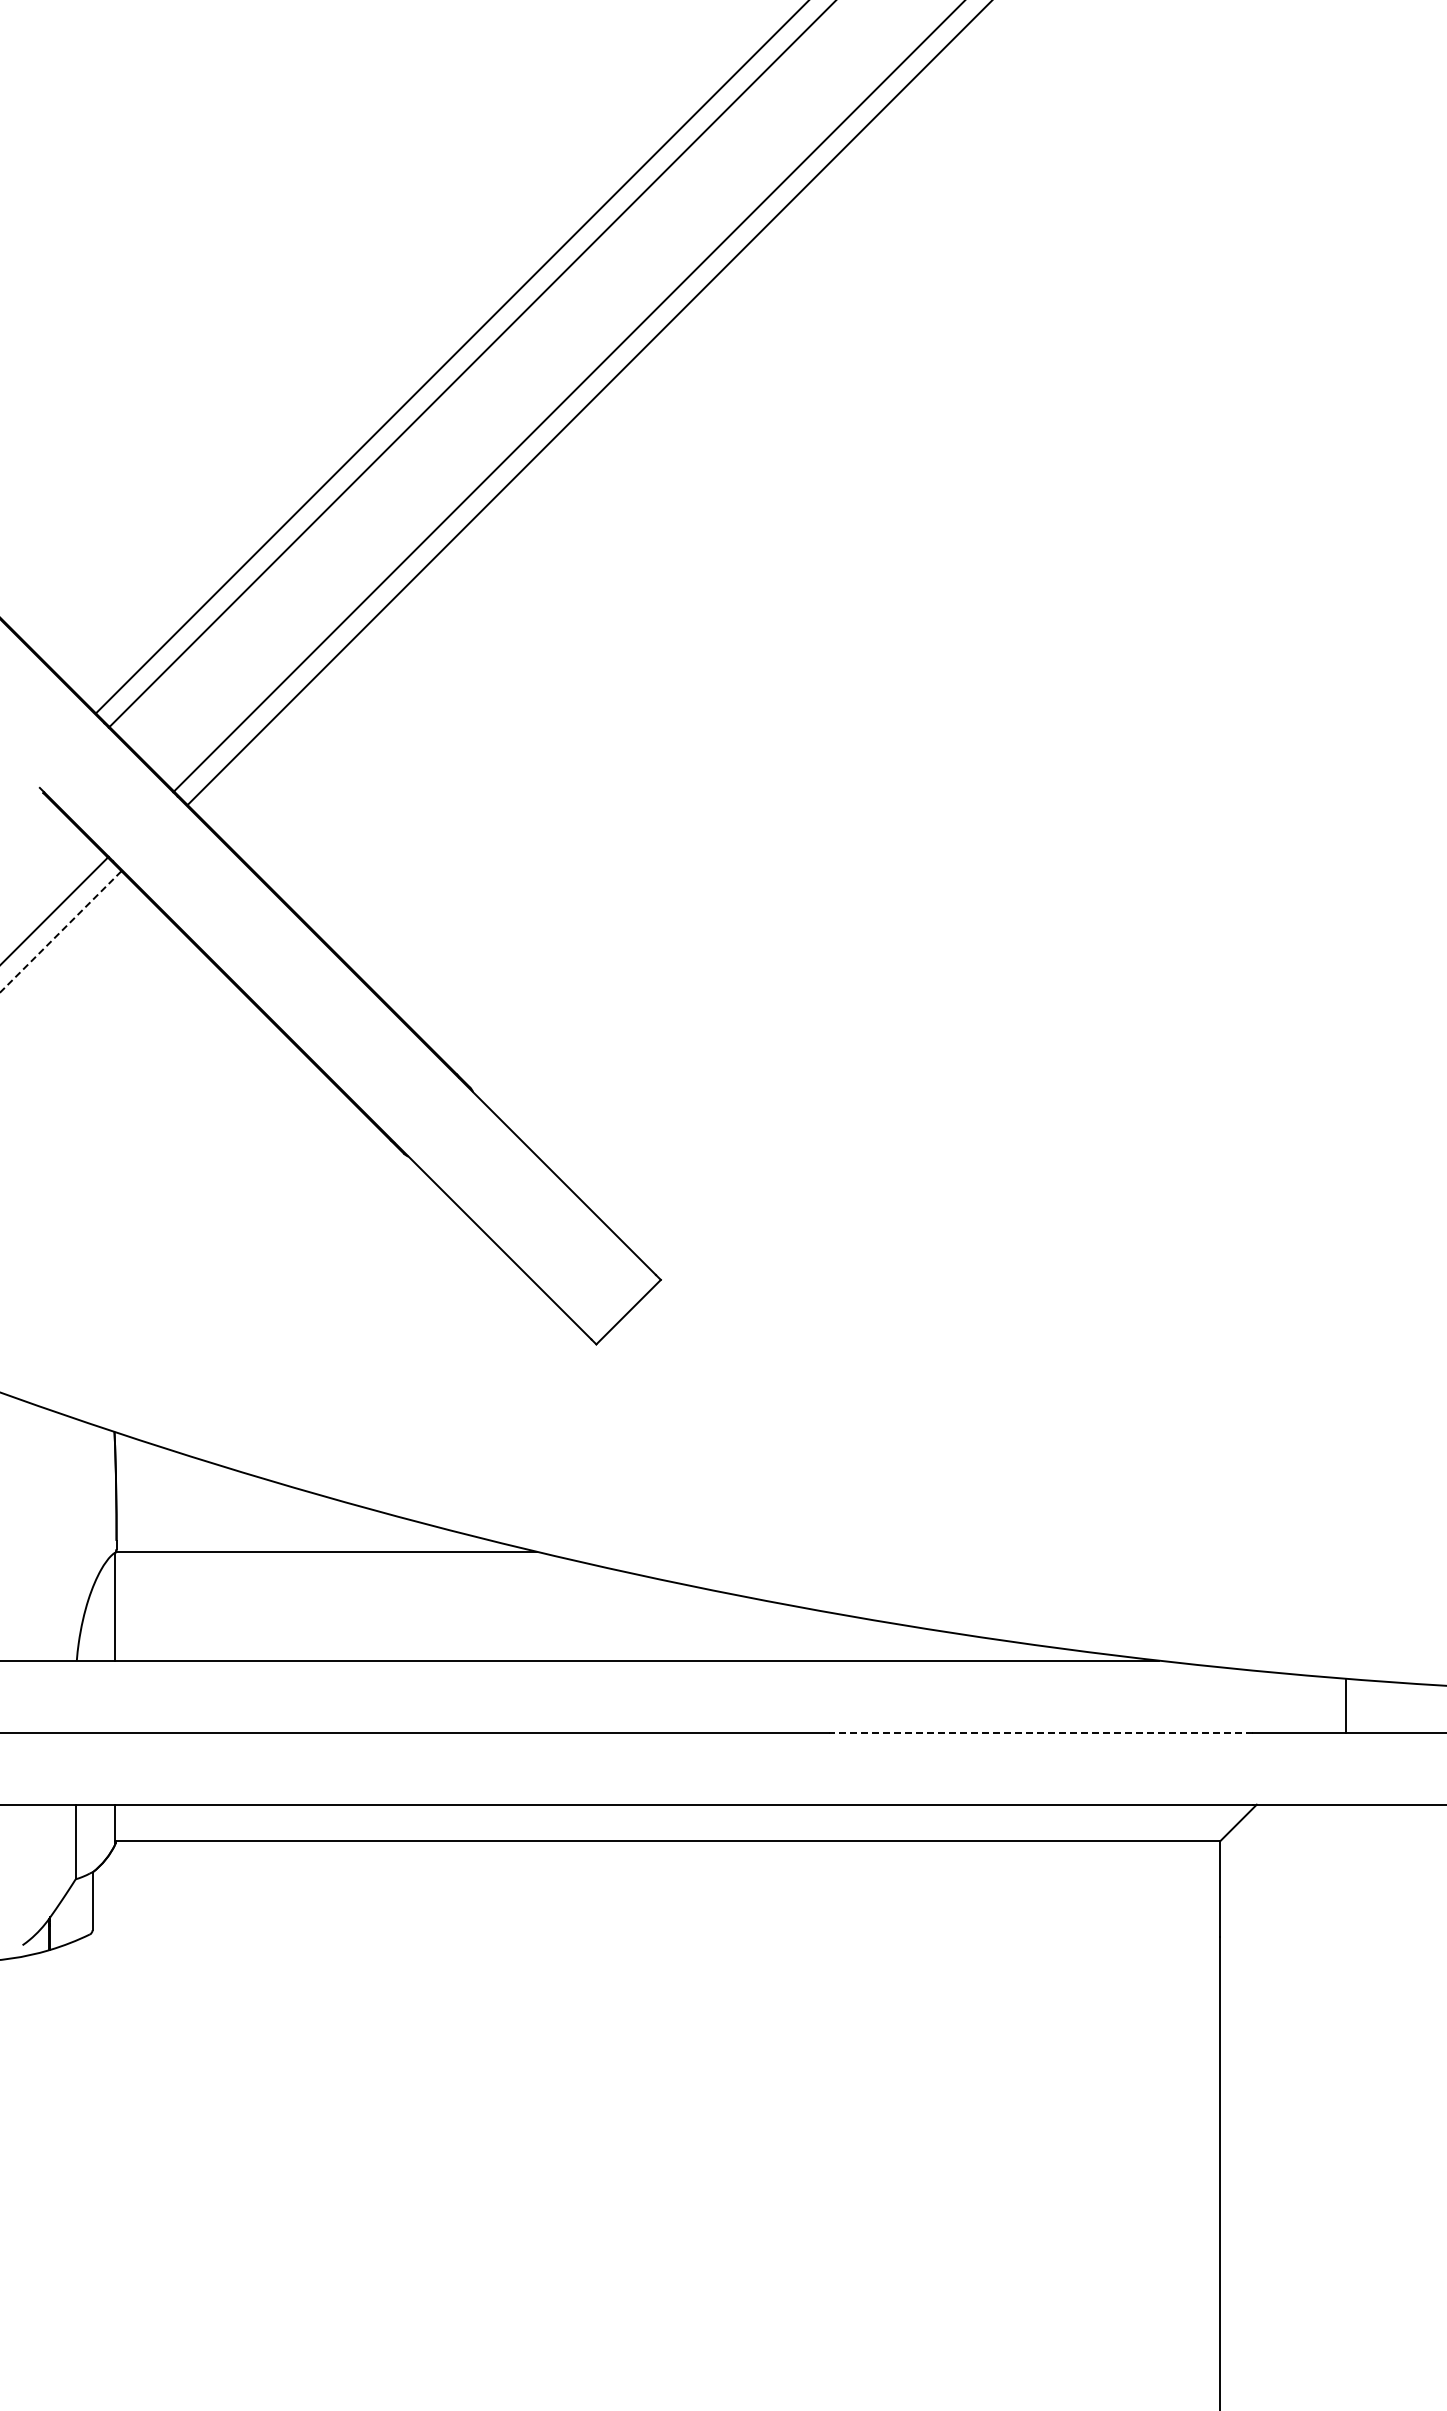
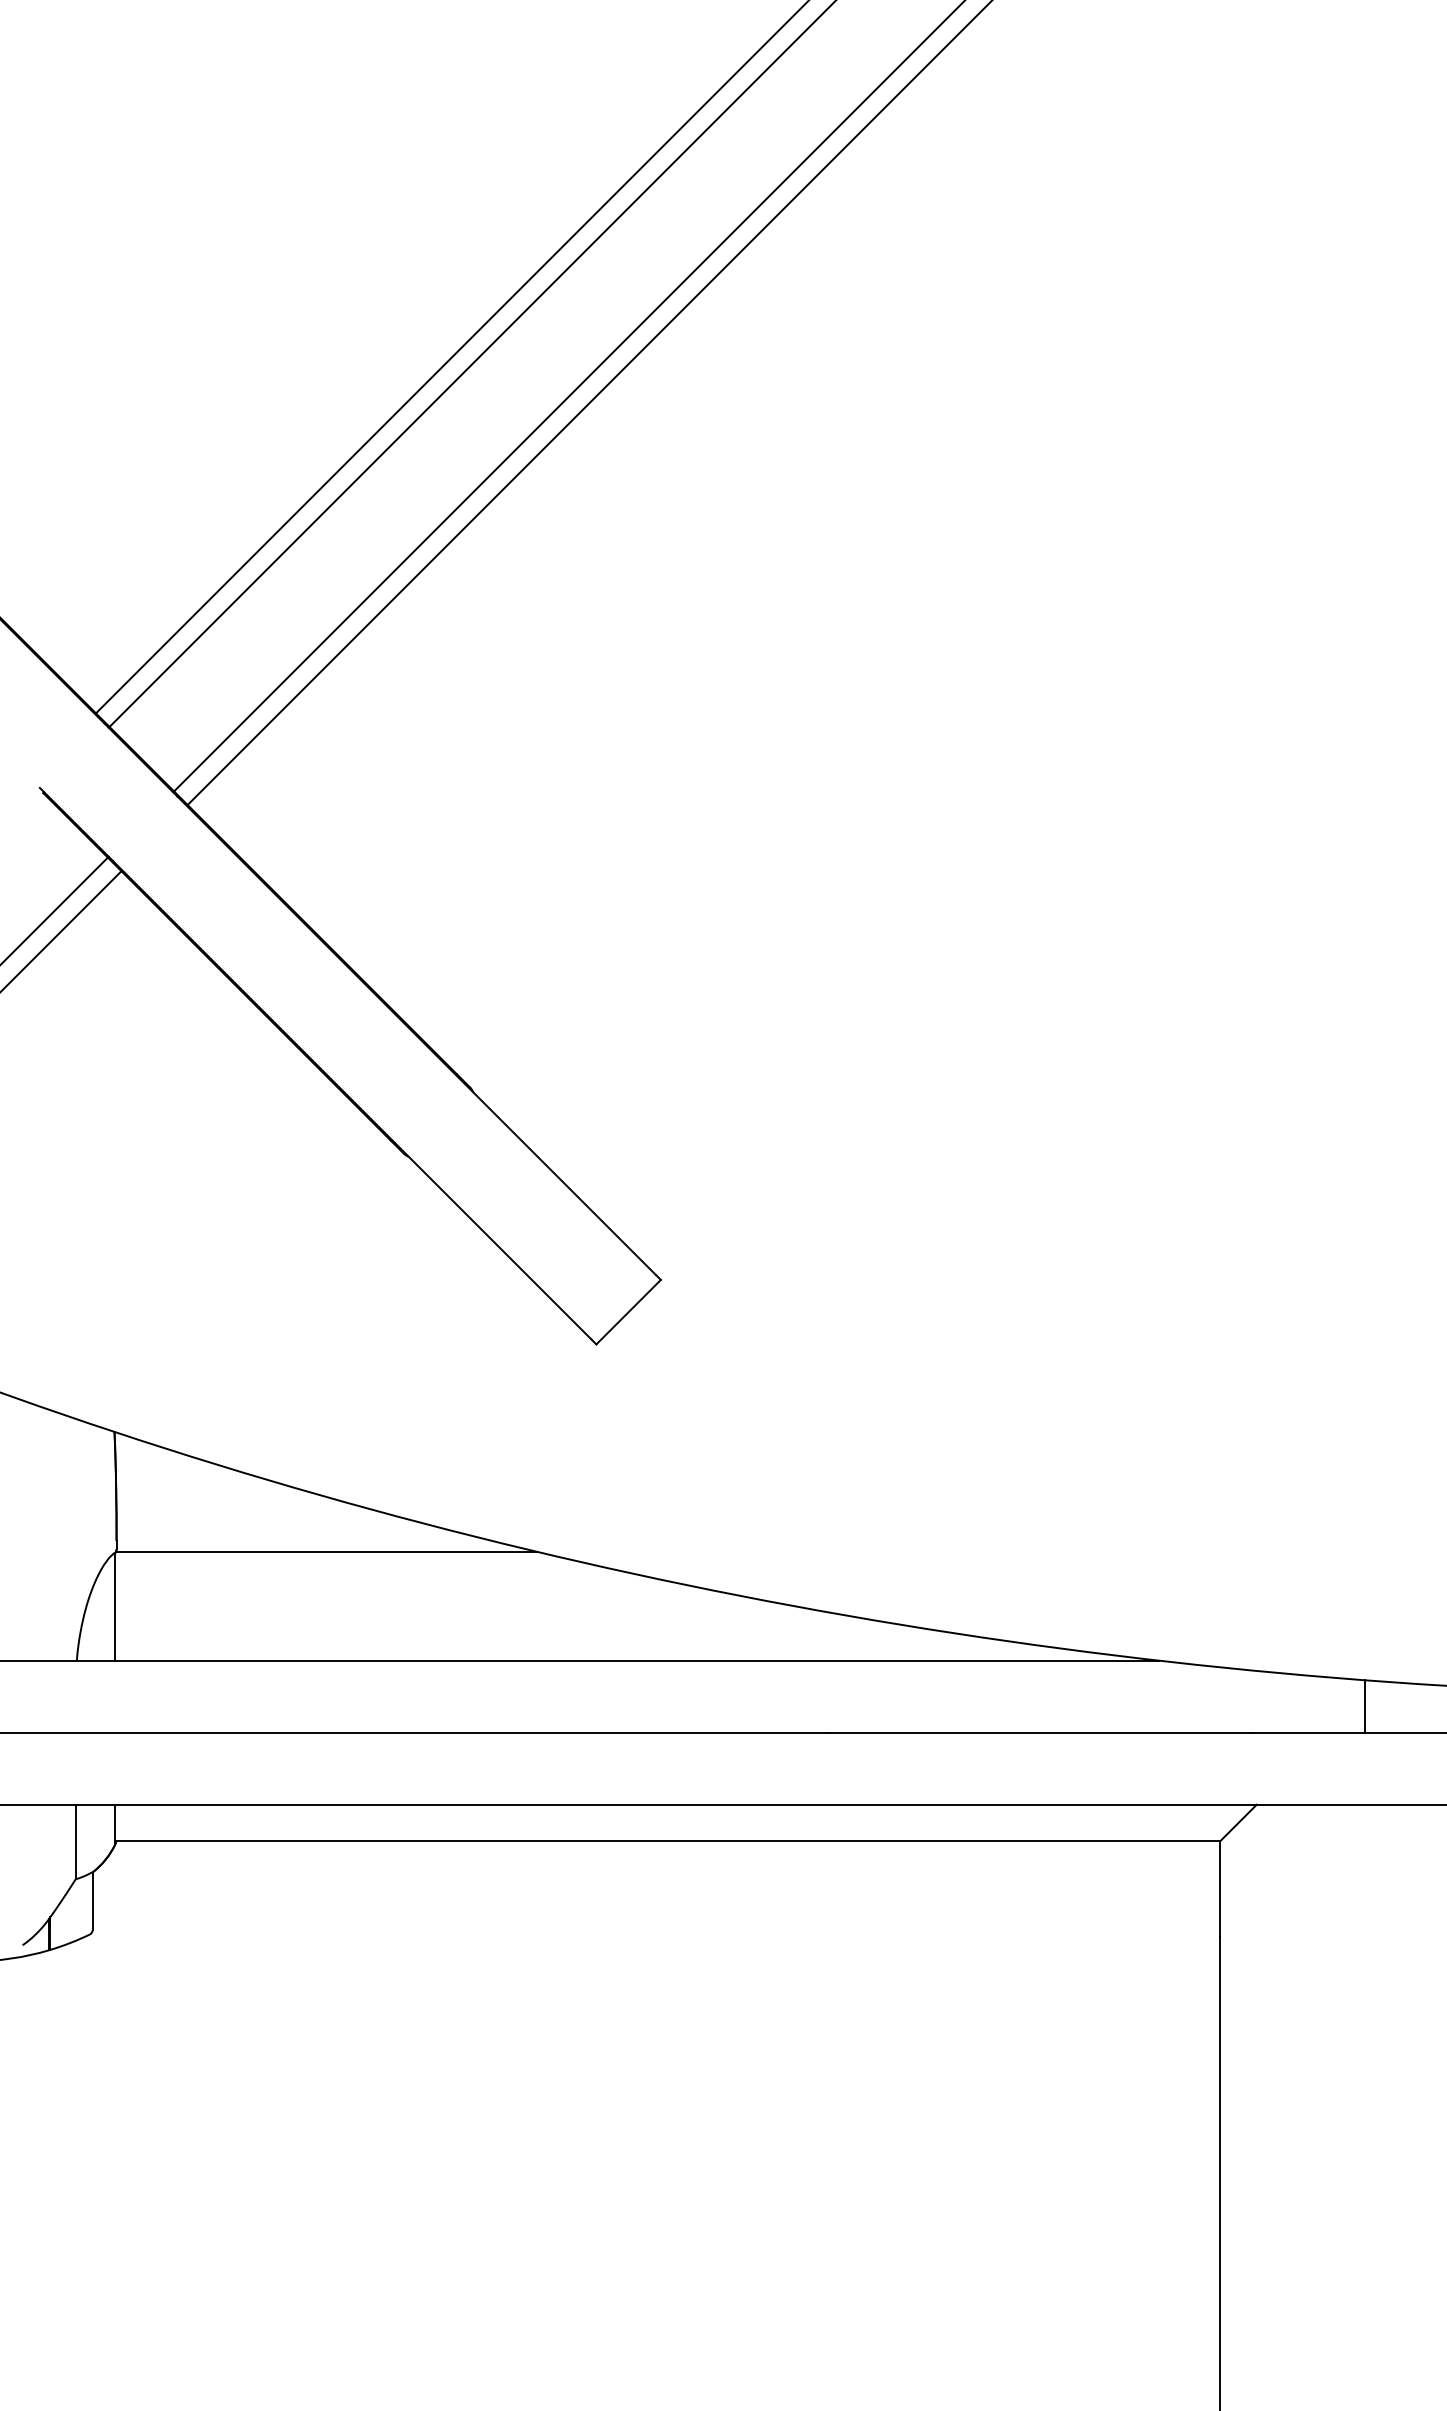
line: dashed -> solid (60, 931)
line position: (1345, 1706) -> (1364, 1706) (1364, 1706)
line: dashed -> solid (1040, 1732)
